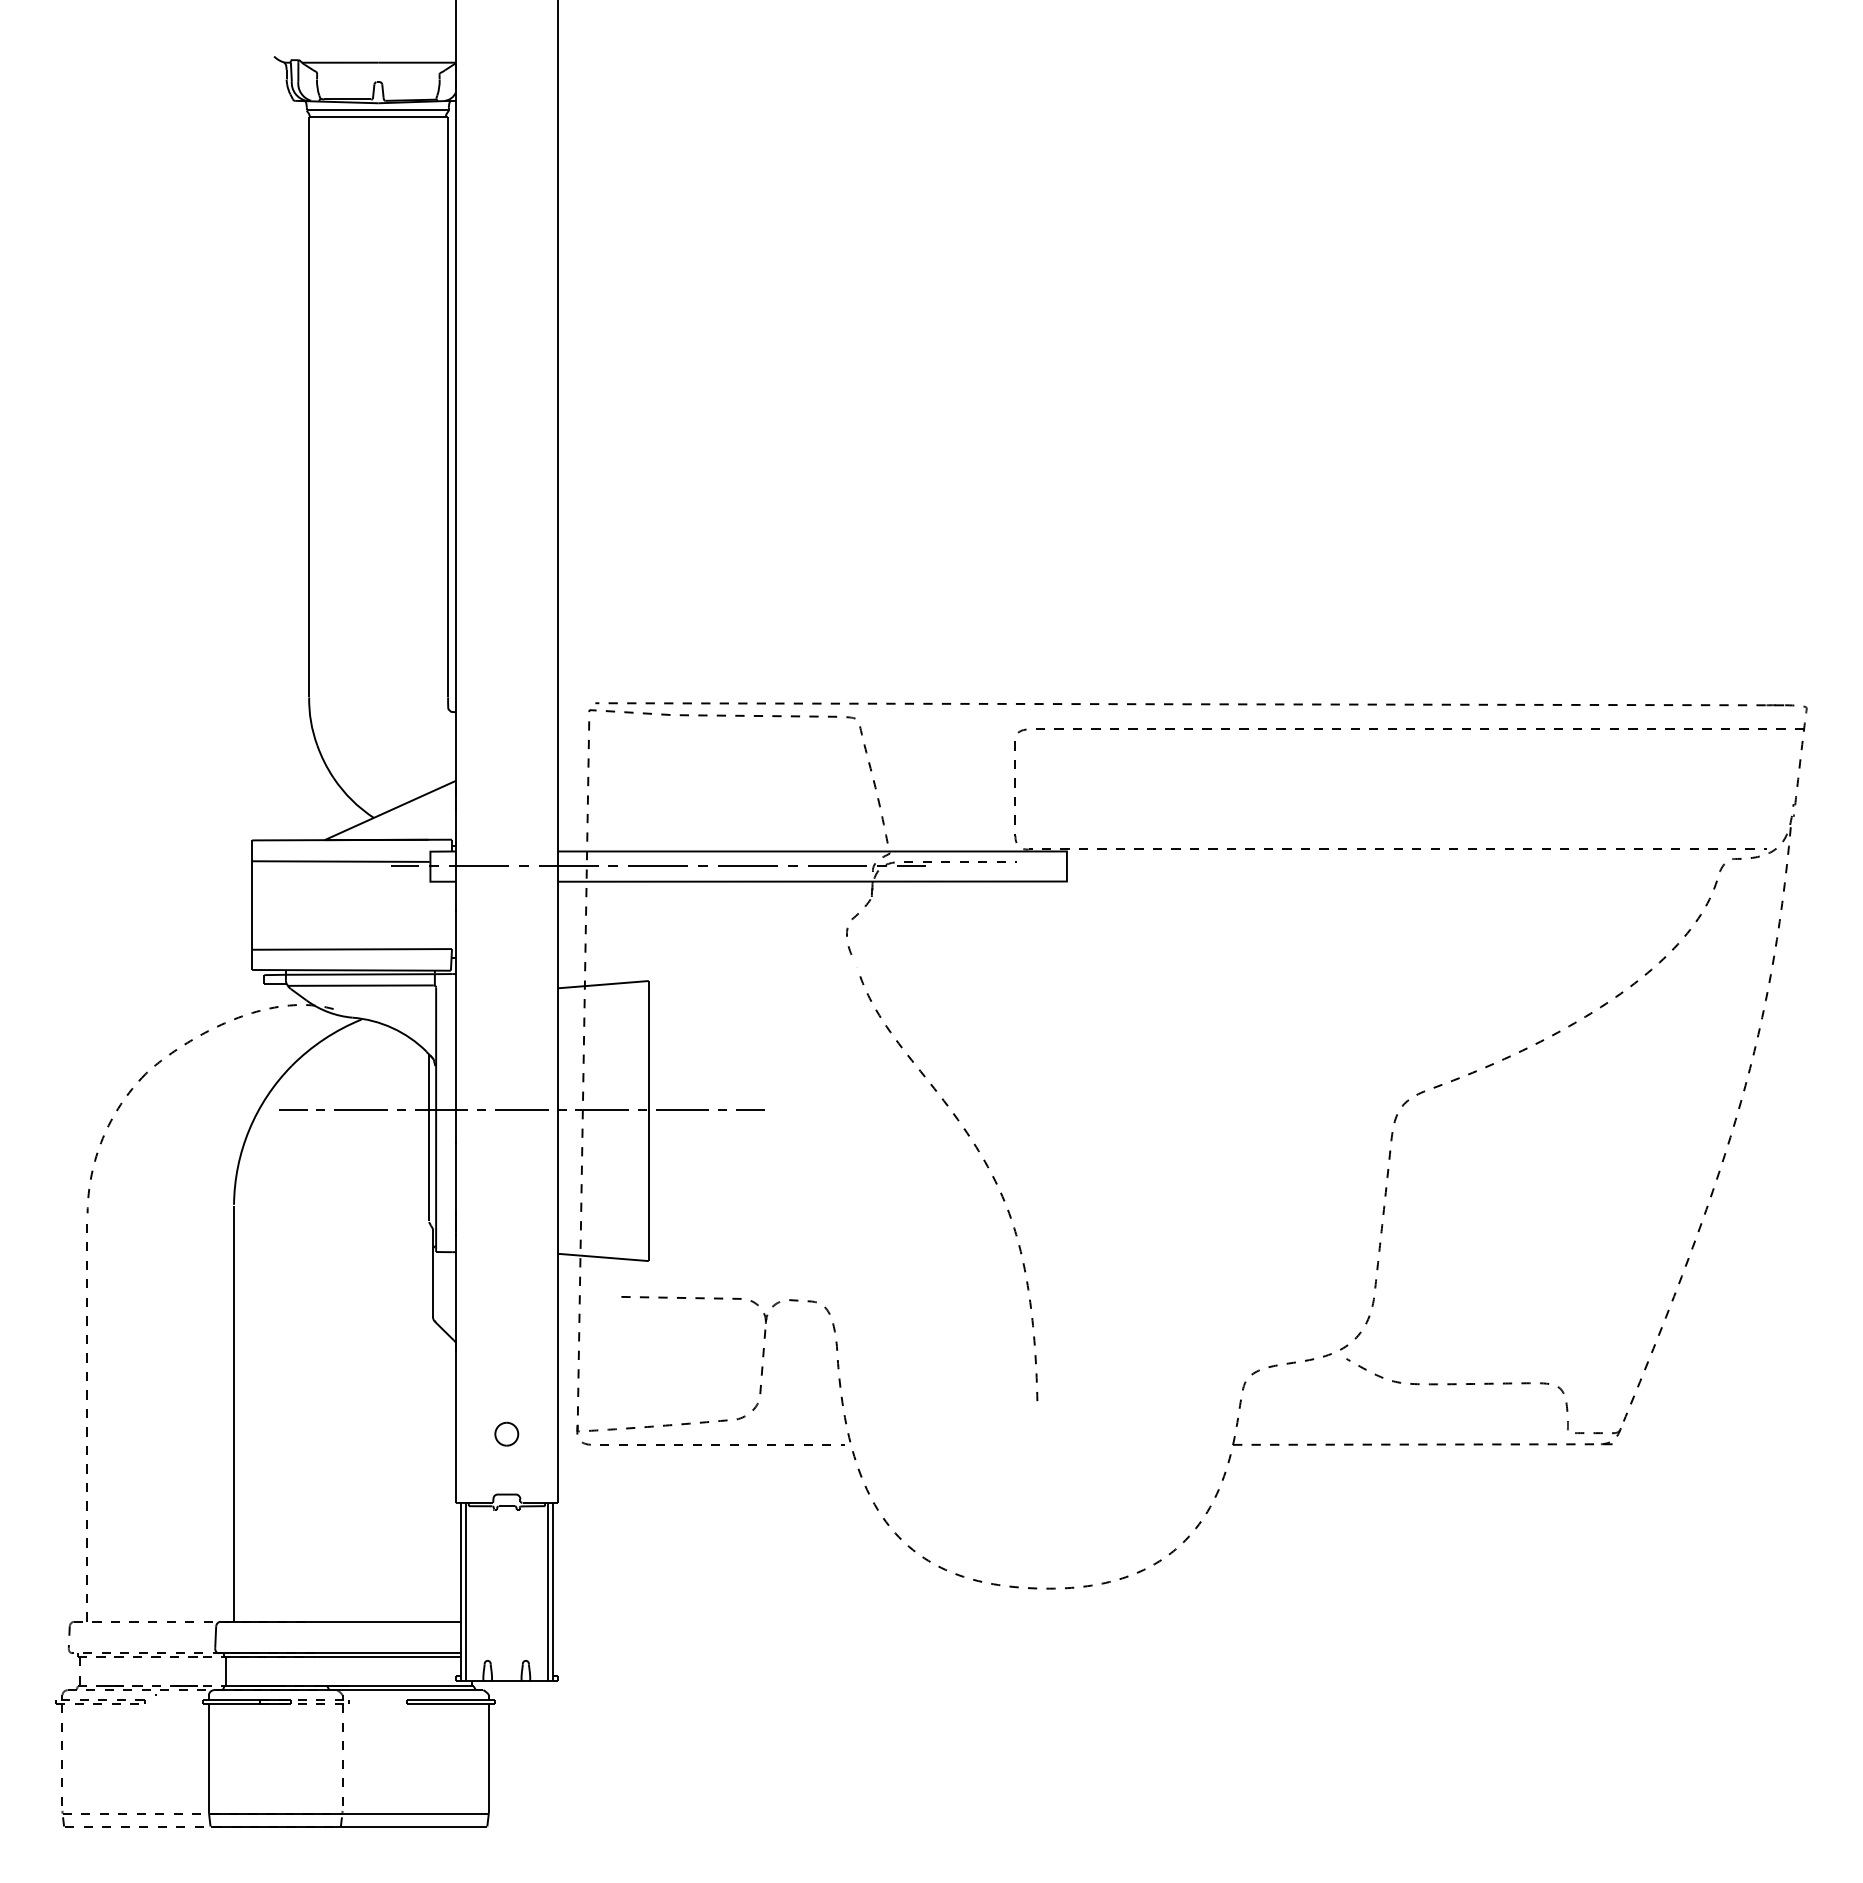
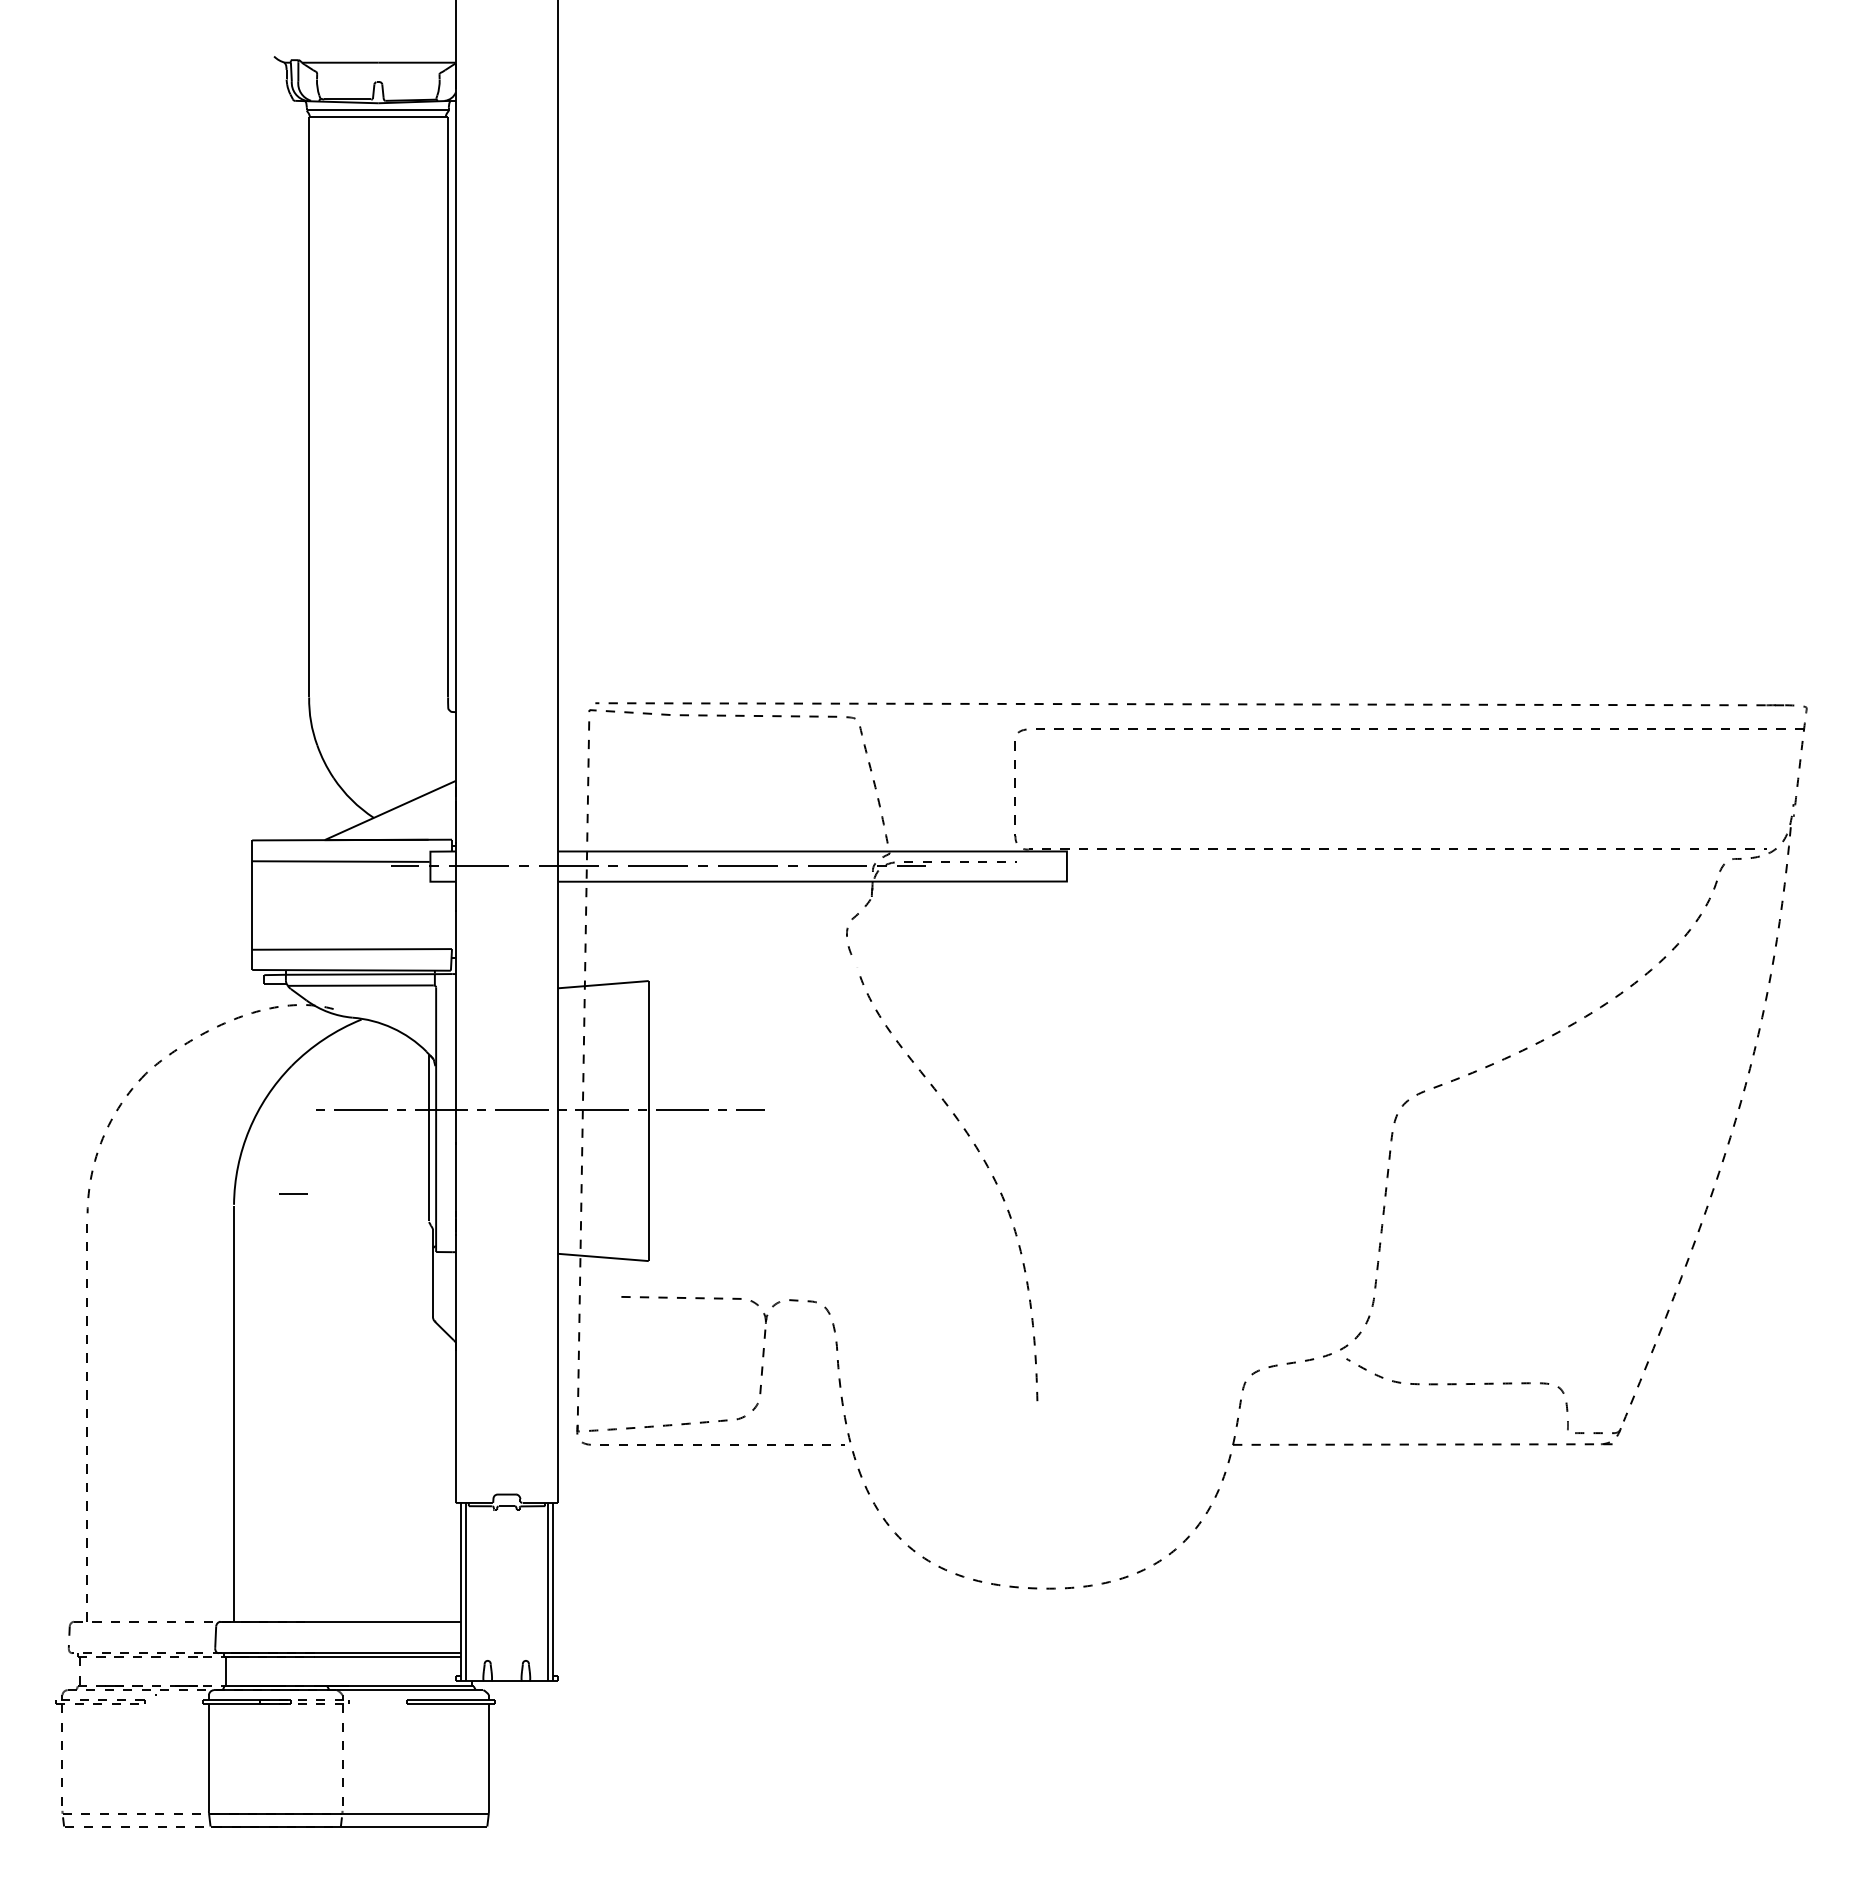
line position: (293, 1109) -> (293, 1193) (293, 1193)
part: present -> none (506, 1433)
